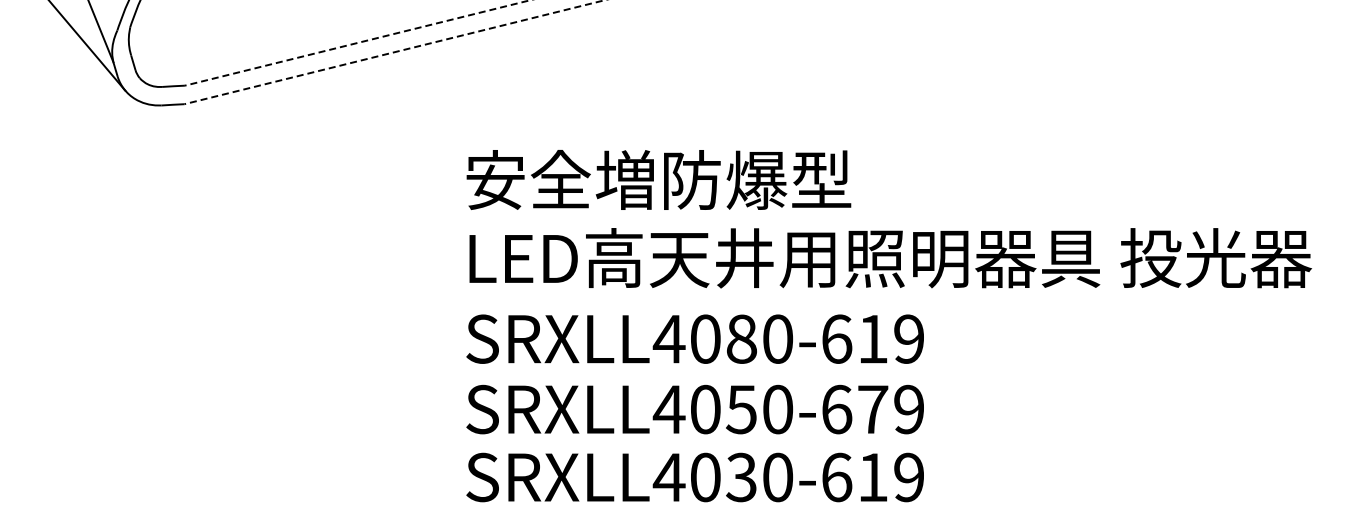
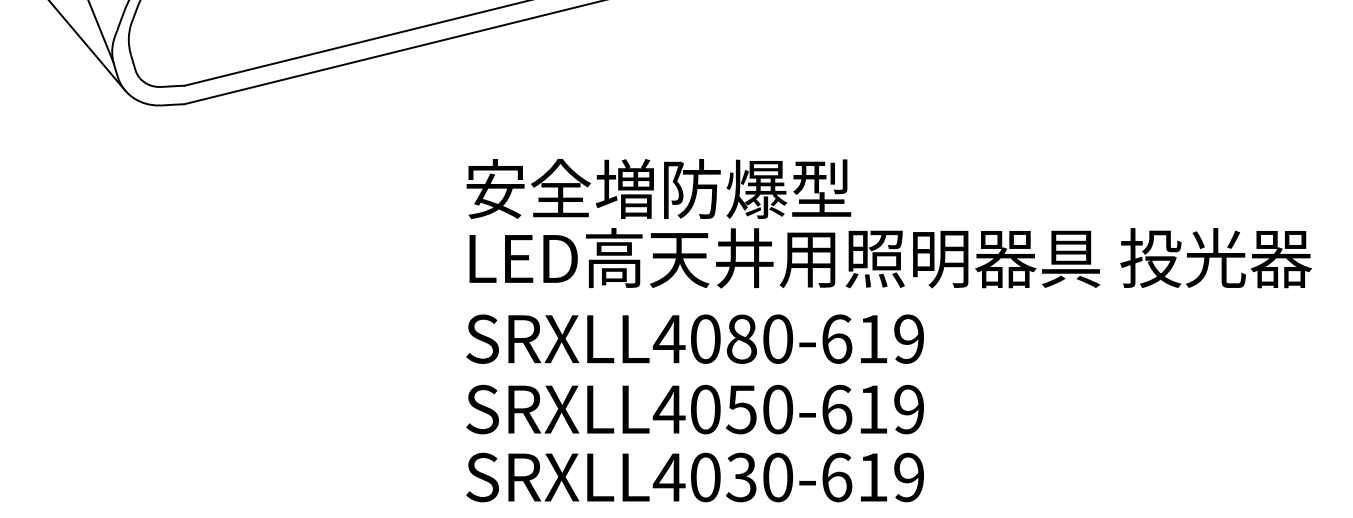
line: dashed -> solid (357, 42)
line: dashed -> solid (394, 52)
text position: (658, 179) -> (658, 188) (658, 188)
text: SRXLL4050-679 -> SRXLL4050-619 (873, 409)
